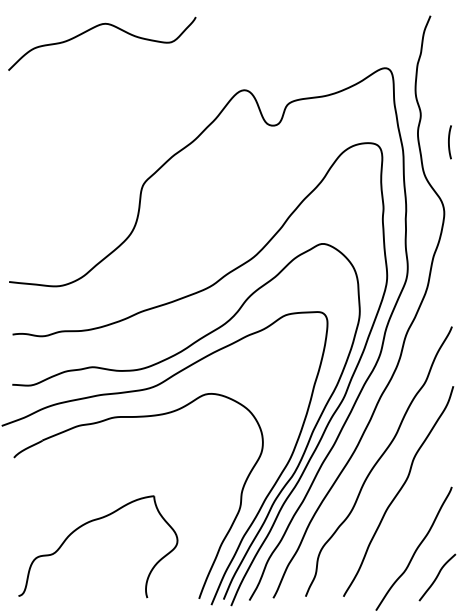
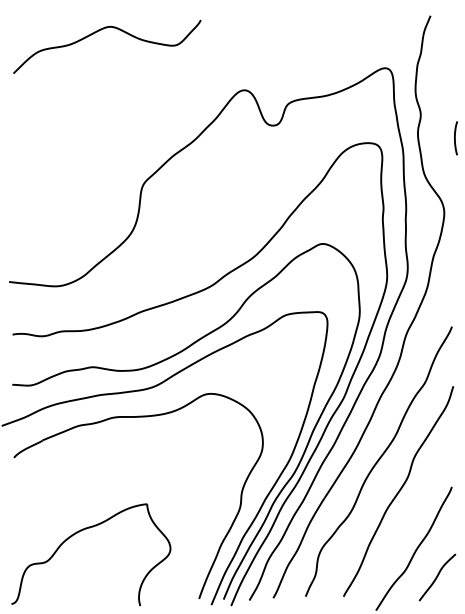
curve position: (94, 28) -> (99, 31) (99, 31)
line position: (449, 142) -> (455, 138) (455, 138)
part position: (86, 524) -> (79, 532) (79, 532)
